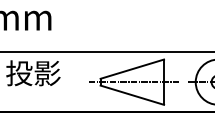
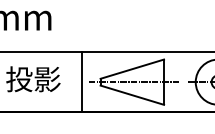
text position: (33, 73) -> (33, 79) (33, 79)
line: none -> present (82, 81)
